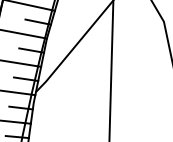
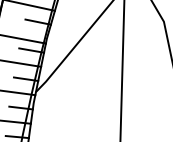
line position: (24, 34) -> (23, 39) (23, 39)
line position: (111, 70) -> (122, 70) (122, 70)
